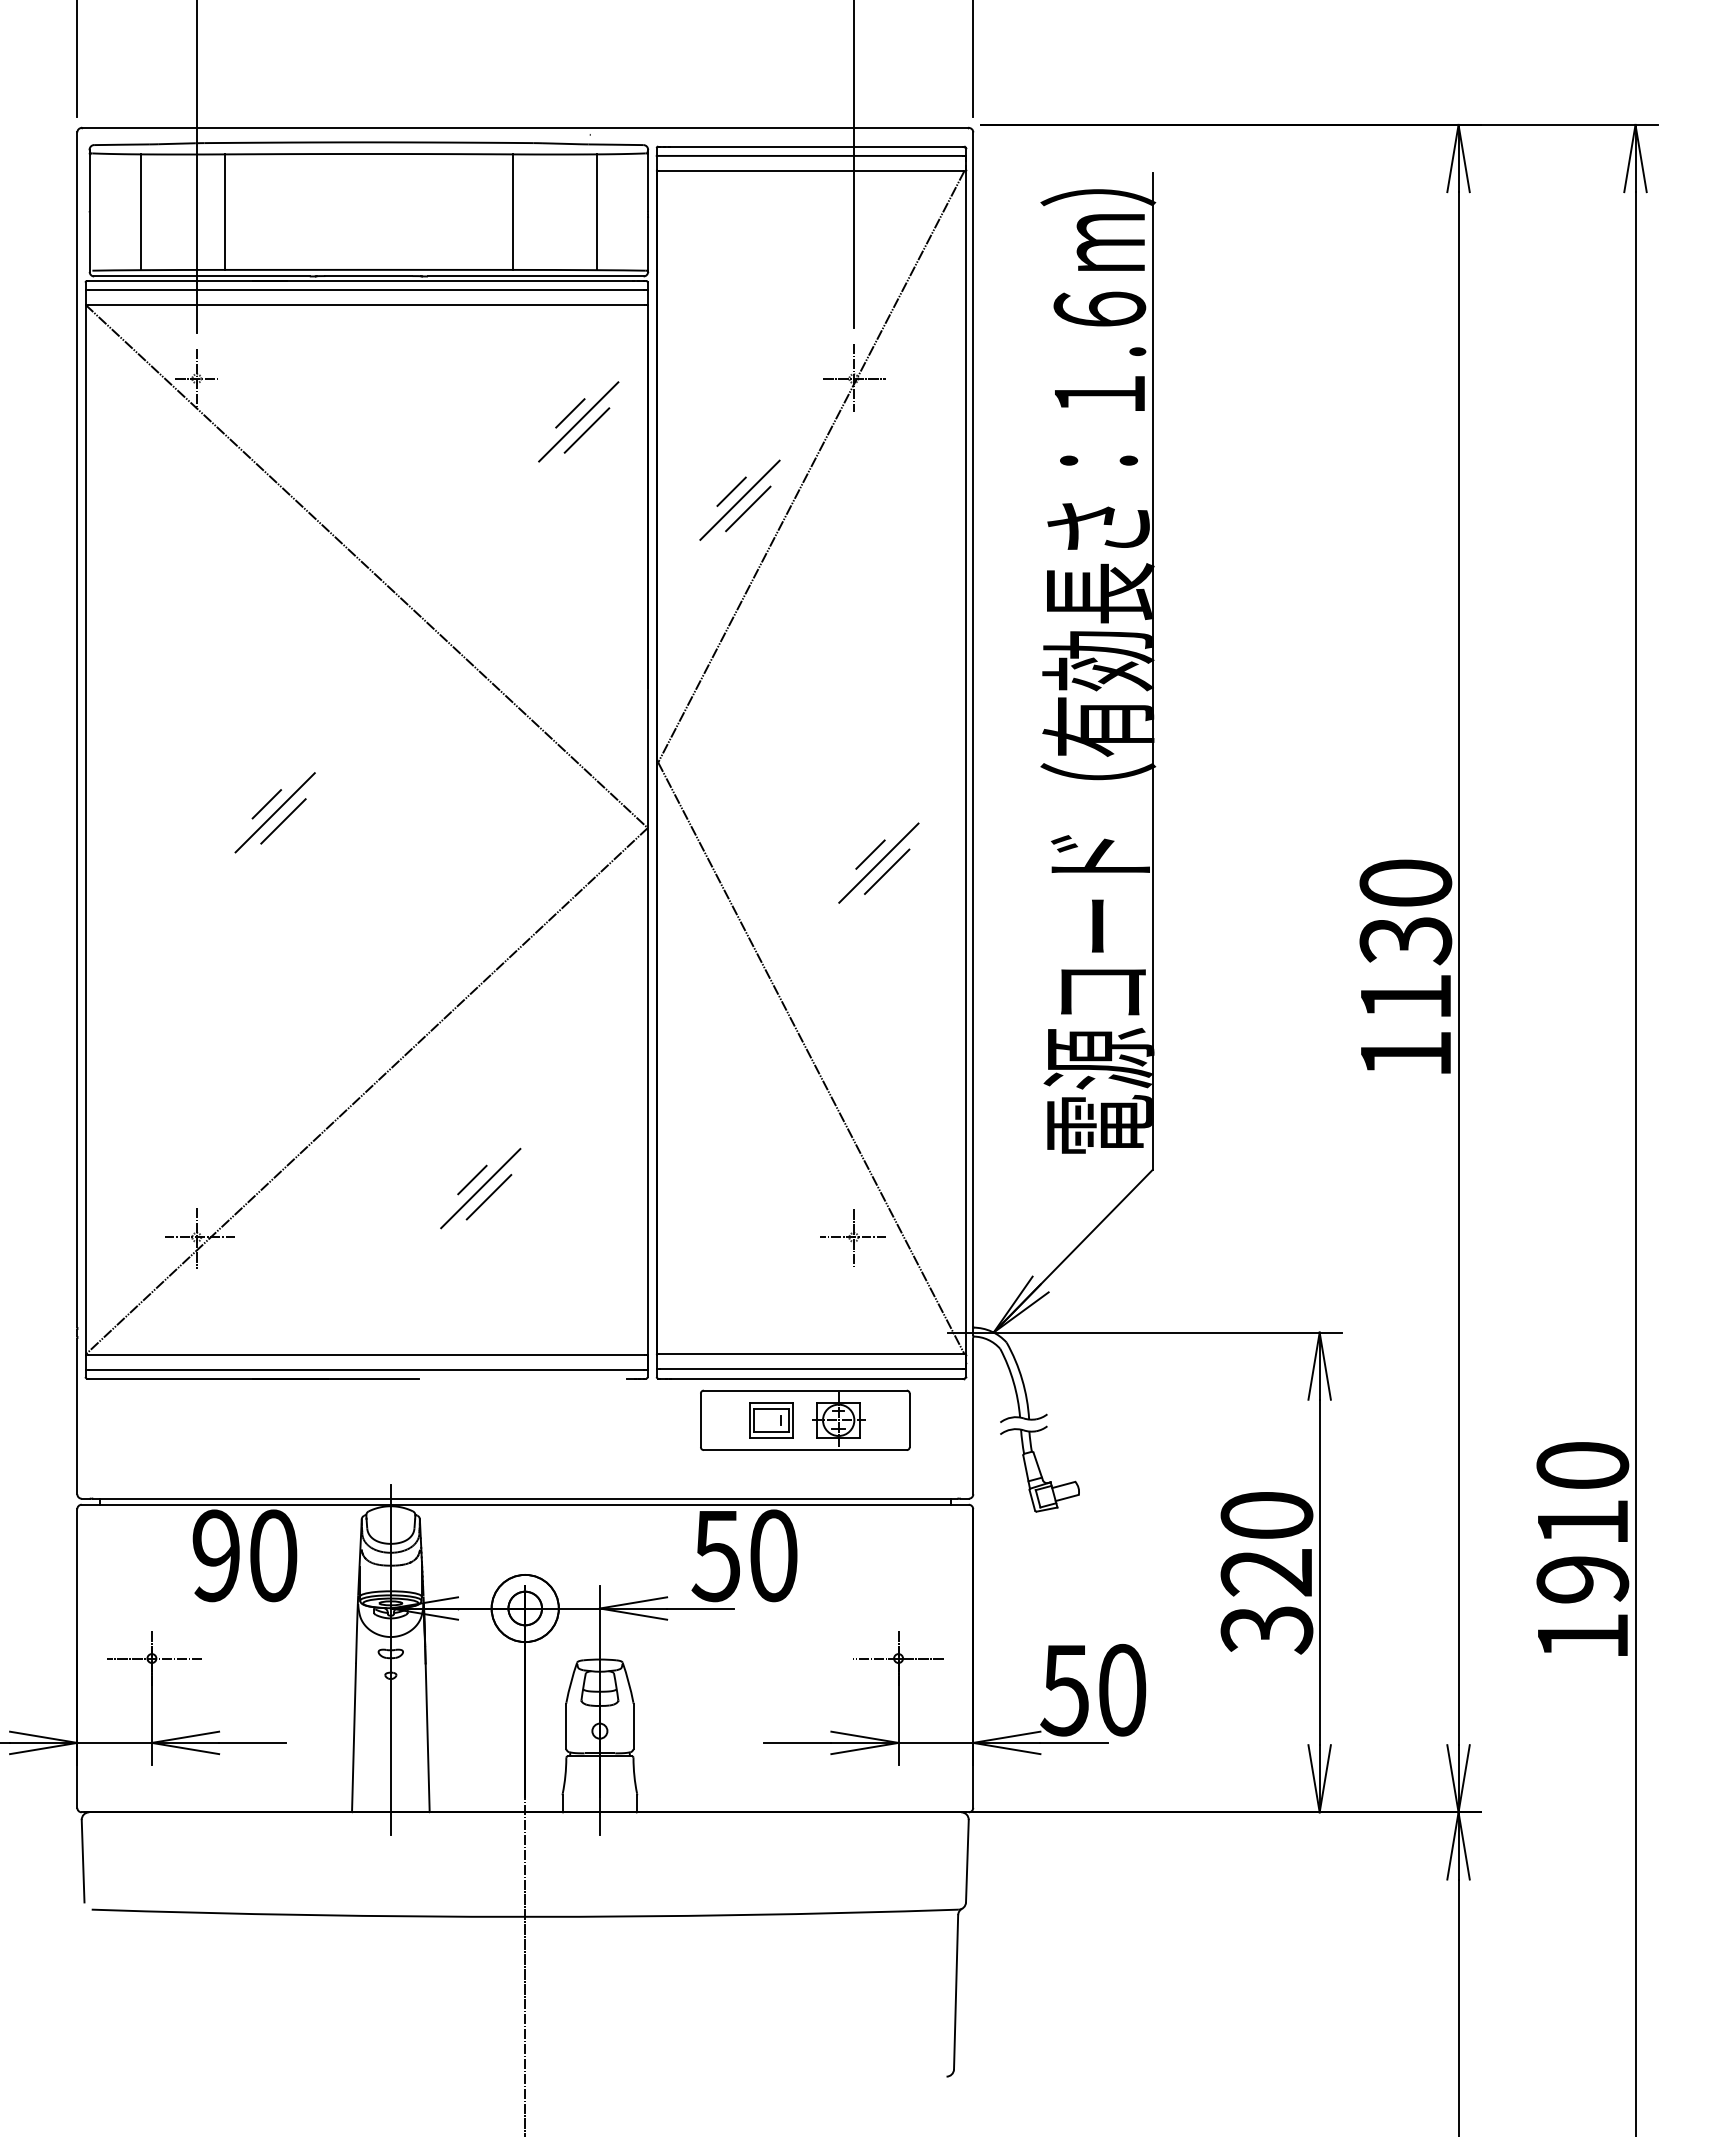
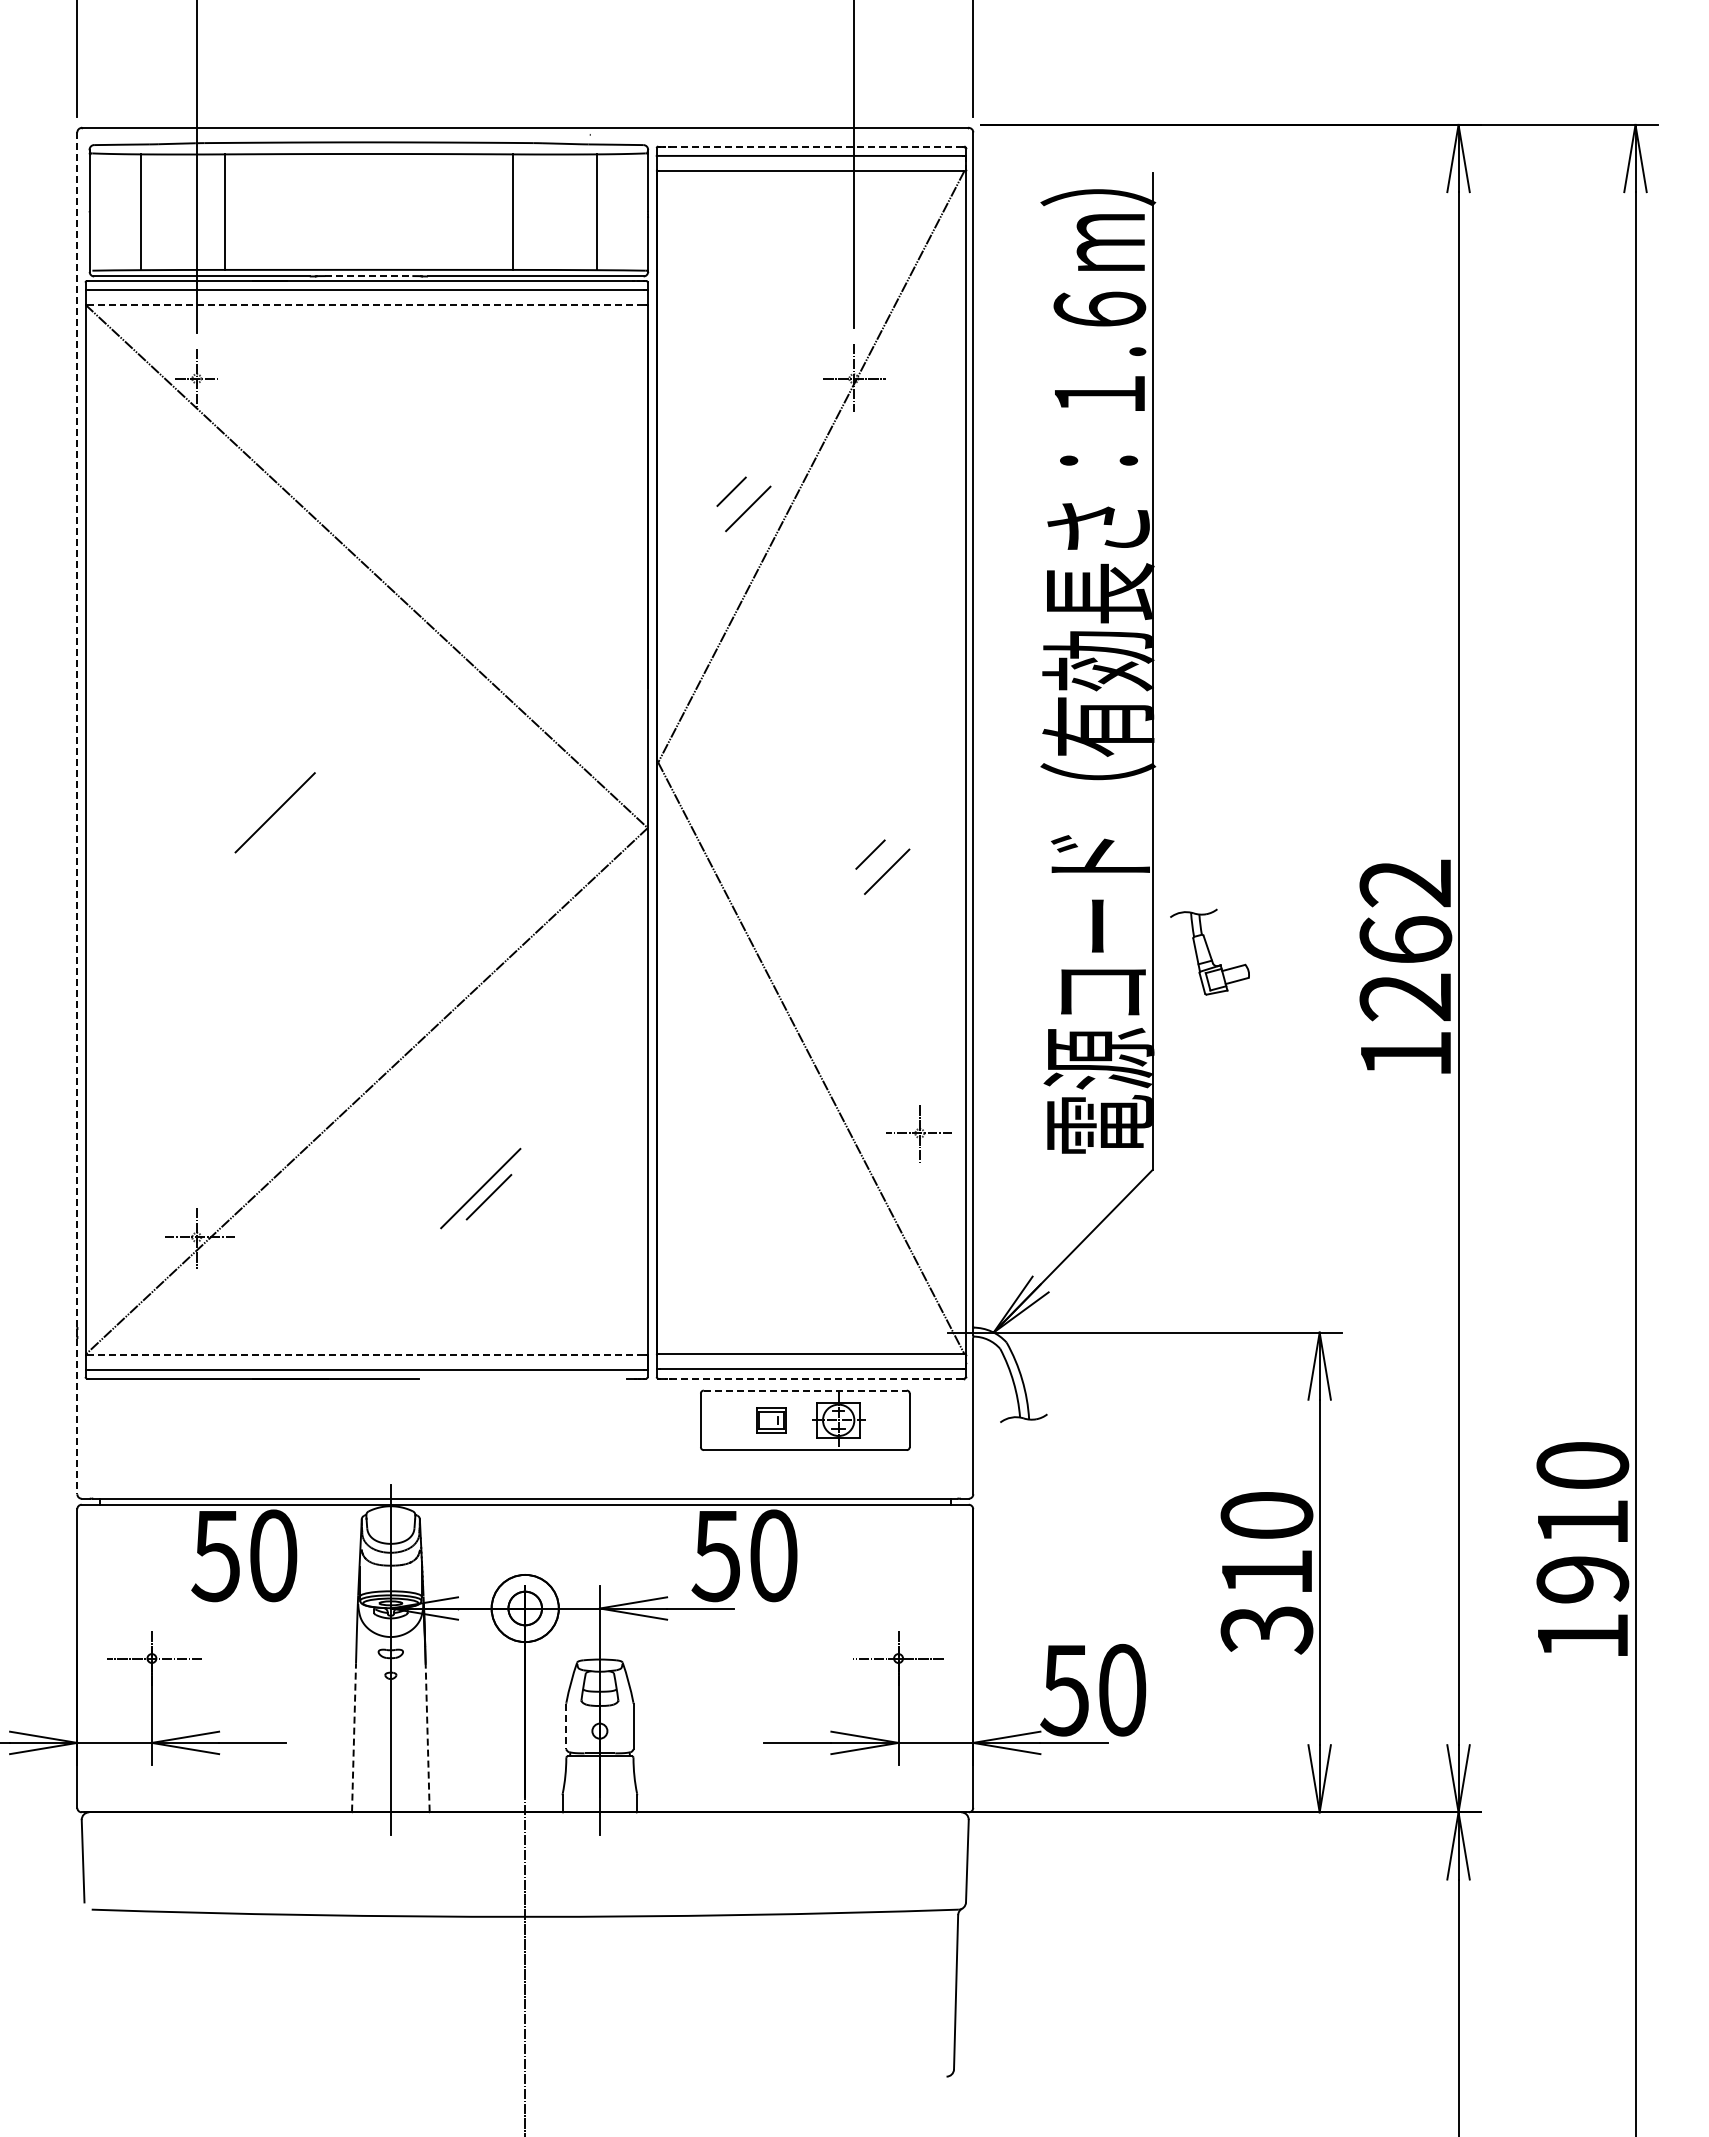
line: solid -> dashed (810, 146)
line: solid -> dashed (369, 276)
line: solid -> dashed (366, 304)
line: present -> none (570, 413)
line: present -> none (578, 421)
line: present -> none (586, 430)
line: present -> none (739, 499)
line: solid -> dashed (77, 730)
line: present -> none (266, 804)
line: present -> none (283, 821)
line: present -> none (878, 862)
text: 1130 -> 1262 (1405, 940)
line: present -> none (472, 1179)
part position: (852, 1237) -> (918, 1133) (918, 1133)
line: solid -> dashed (366, 1354)
line: solid -> dashed (810, 1378)
line: solid -> dashed (805, 1390)
line: solid -> dashed (77, 1416)
part size: 45x37 px -> 31x27 px (771, 1420)
part position: (1039, 1468) -> (1209, 951) (1209, 951)
text: 90 -> 50 (215, 1555)
text: 320 -> 310 (1265, 1572)
line: solid -> dashed (566, 1726)
line: solid -> dashed (354, 1737)
line: solid -> dashed (427, 1737)
